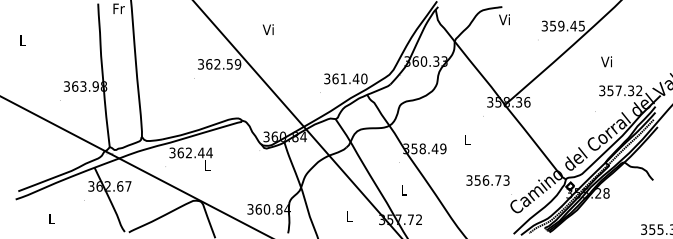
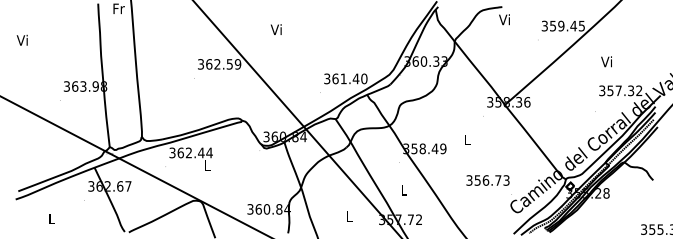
text position: (267, 29) -> (275, 29) (275, 29)
text: L -> Vi (21, 39)
